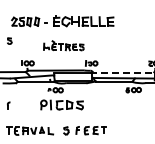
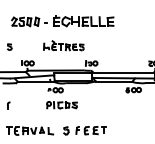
part position: (9, 40) -> (9, 46) (9, 46)
line: dashed -> solid (122, 73)
part size: 44x12 px -> 32x9 px (61, 105)
